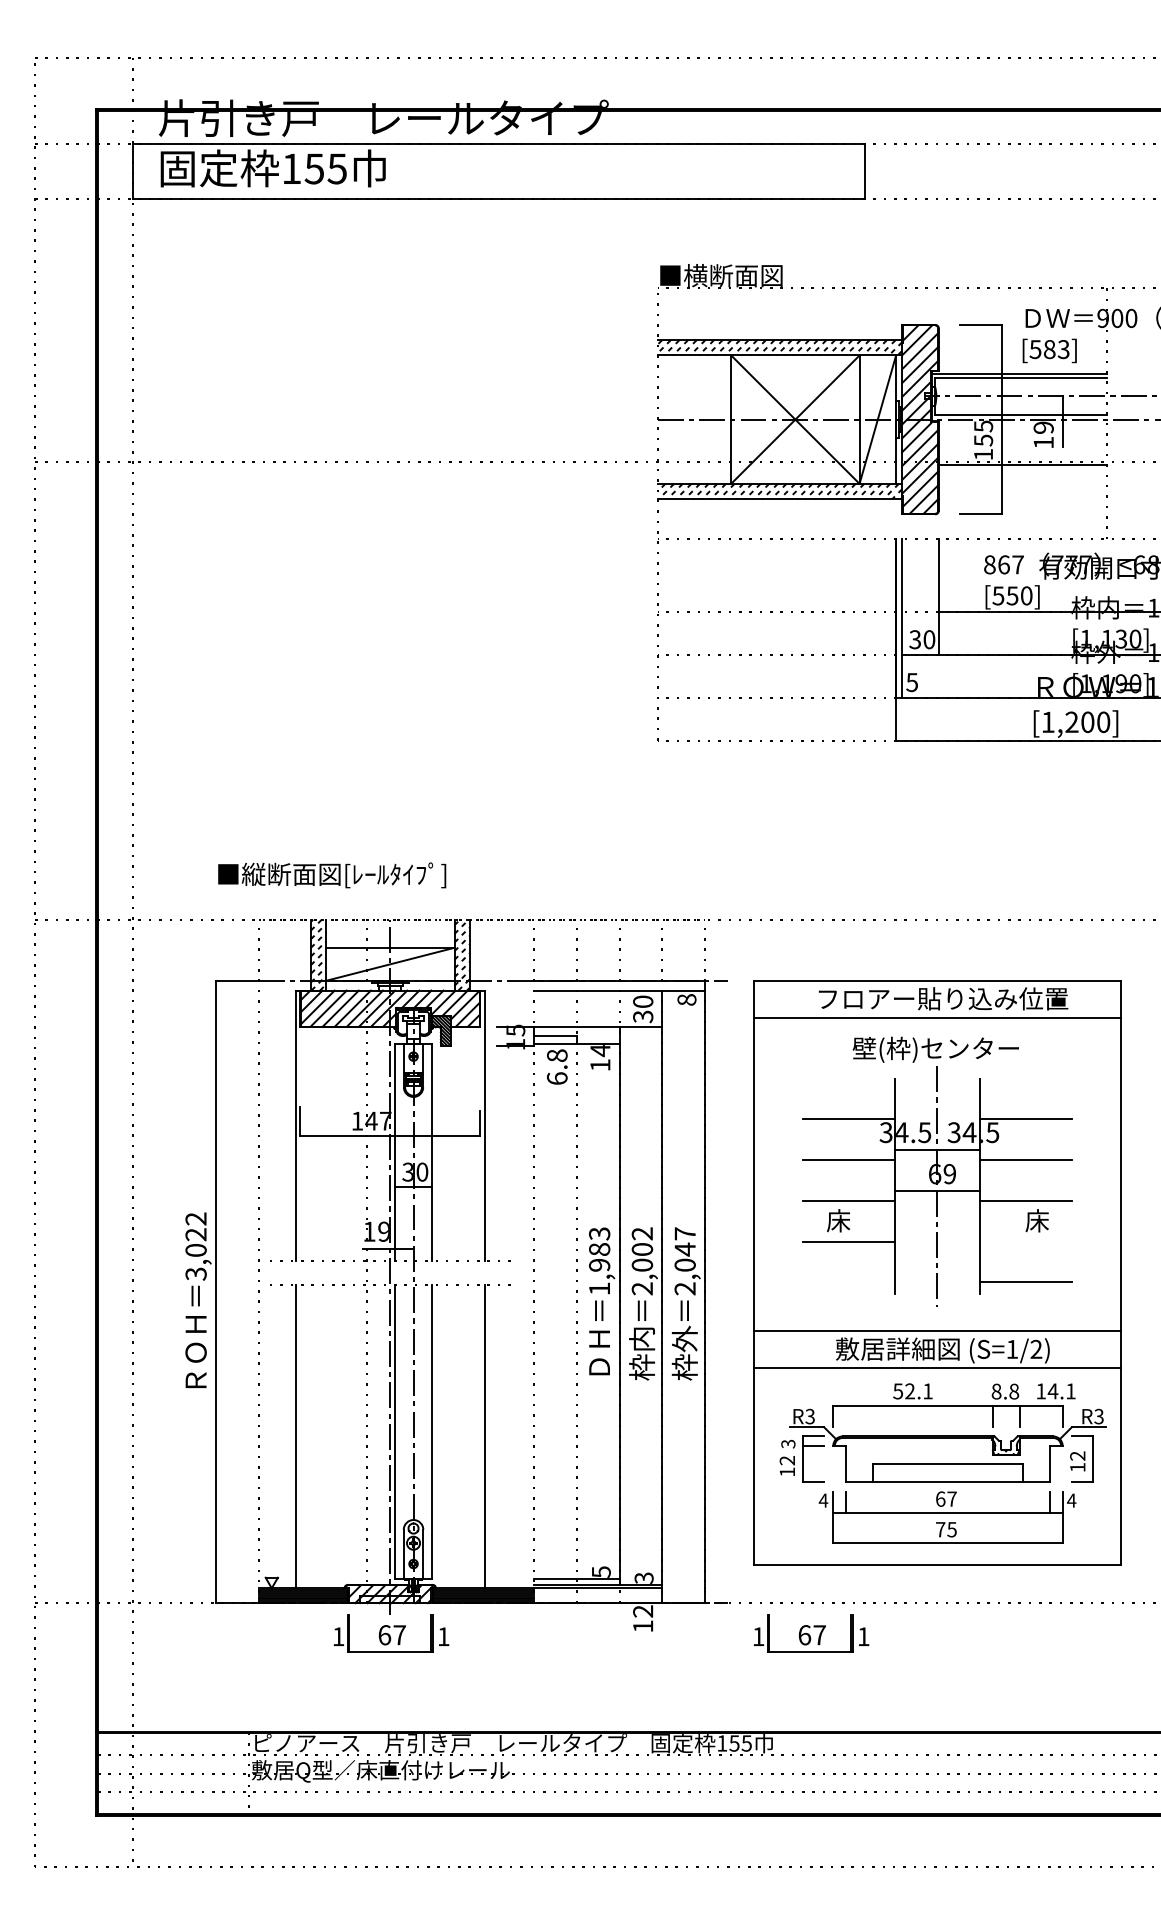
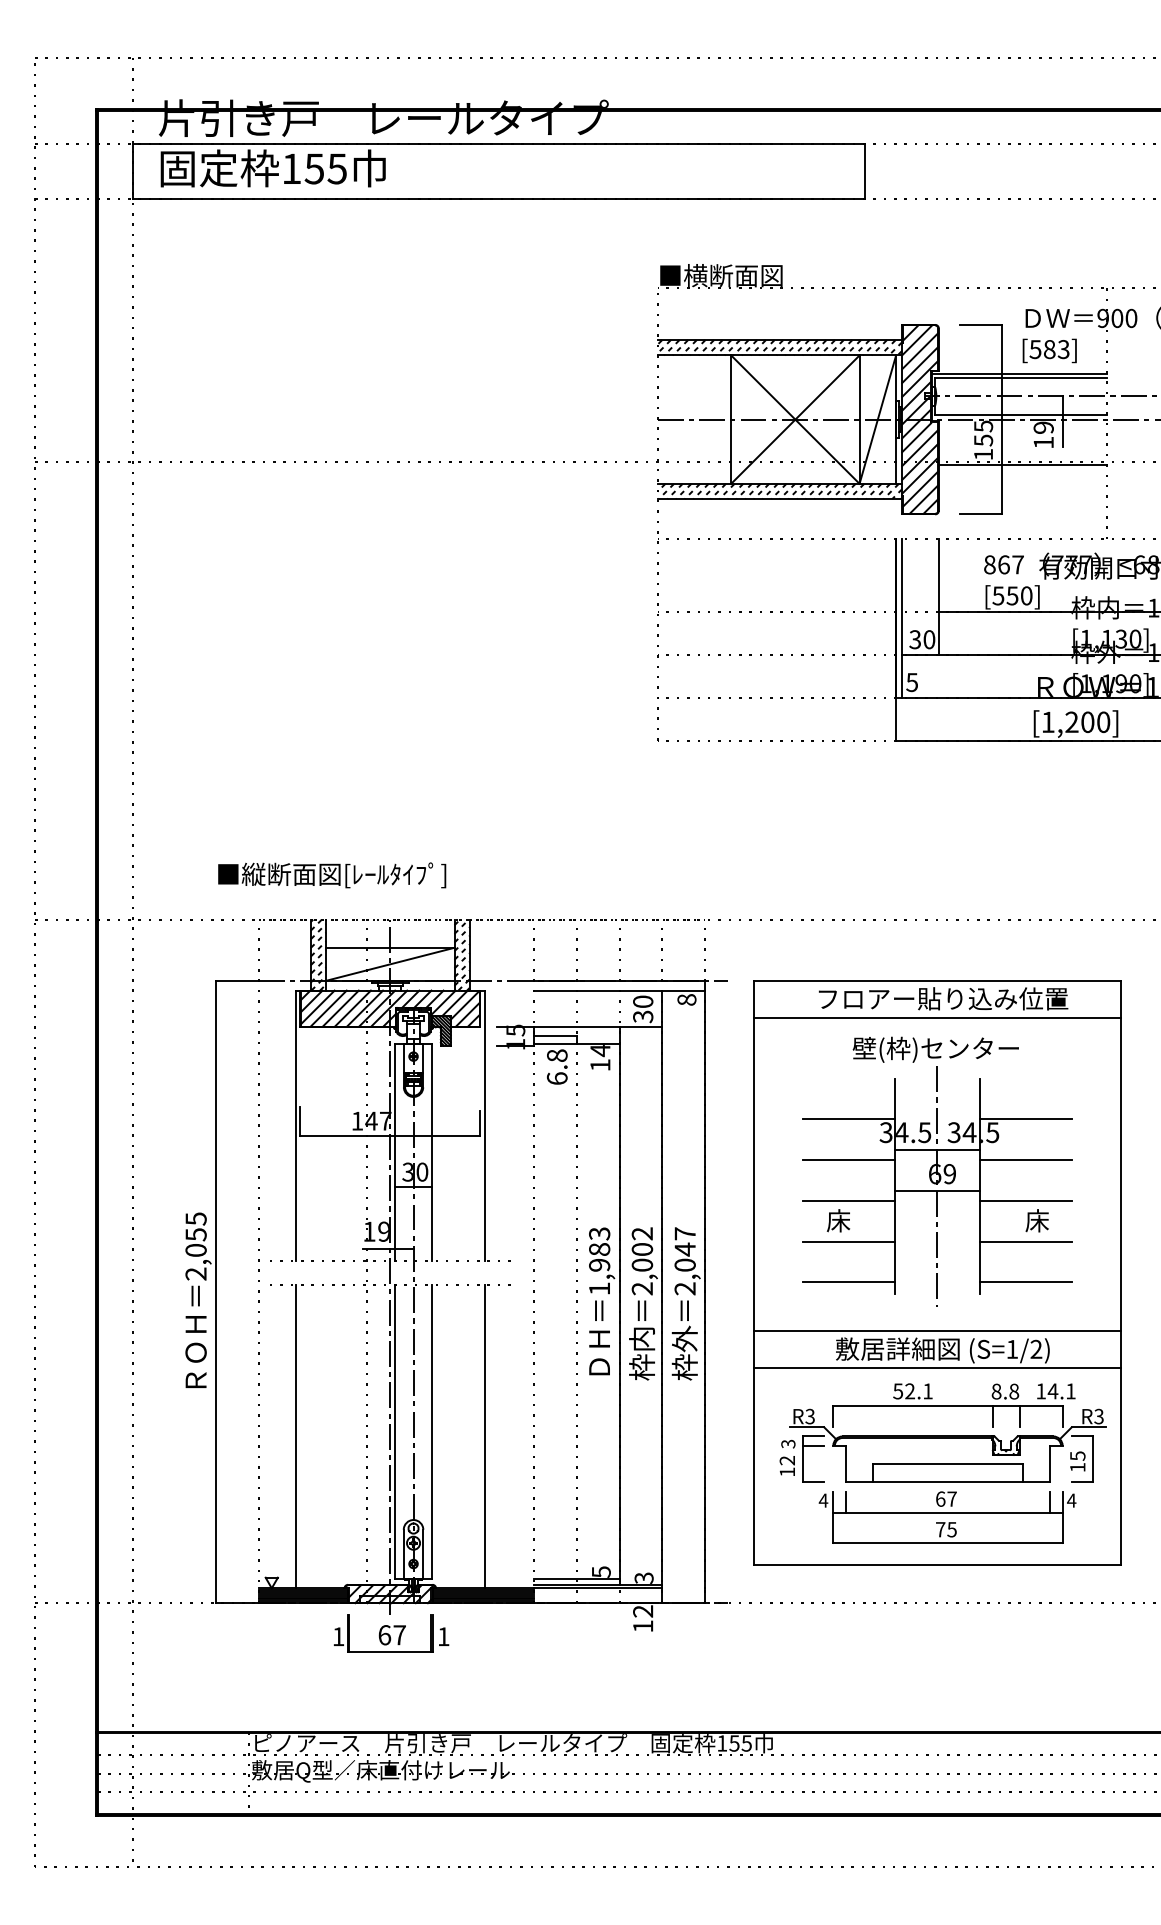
line: none -> present (1025, 1241)
text: 3,022 -> 2,055 (195, 1246)
line: none -> present (848, 1282)
text: 12 -> 15 (1077, 1455)
part: present -> none (811, 1633)
